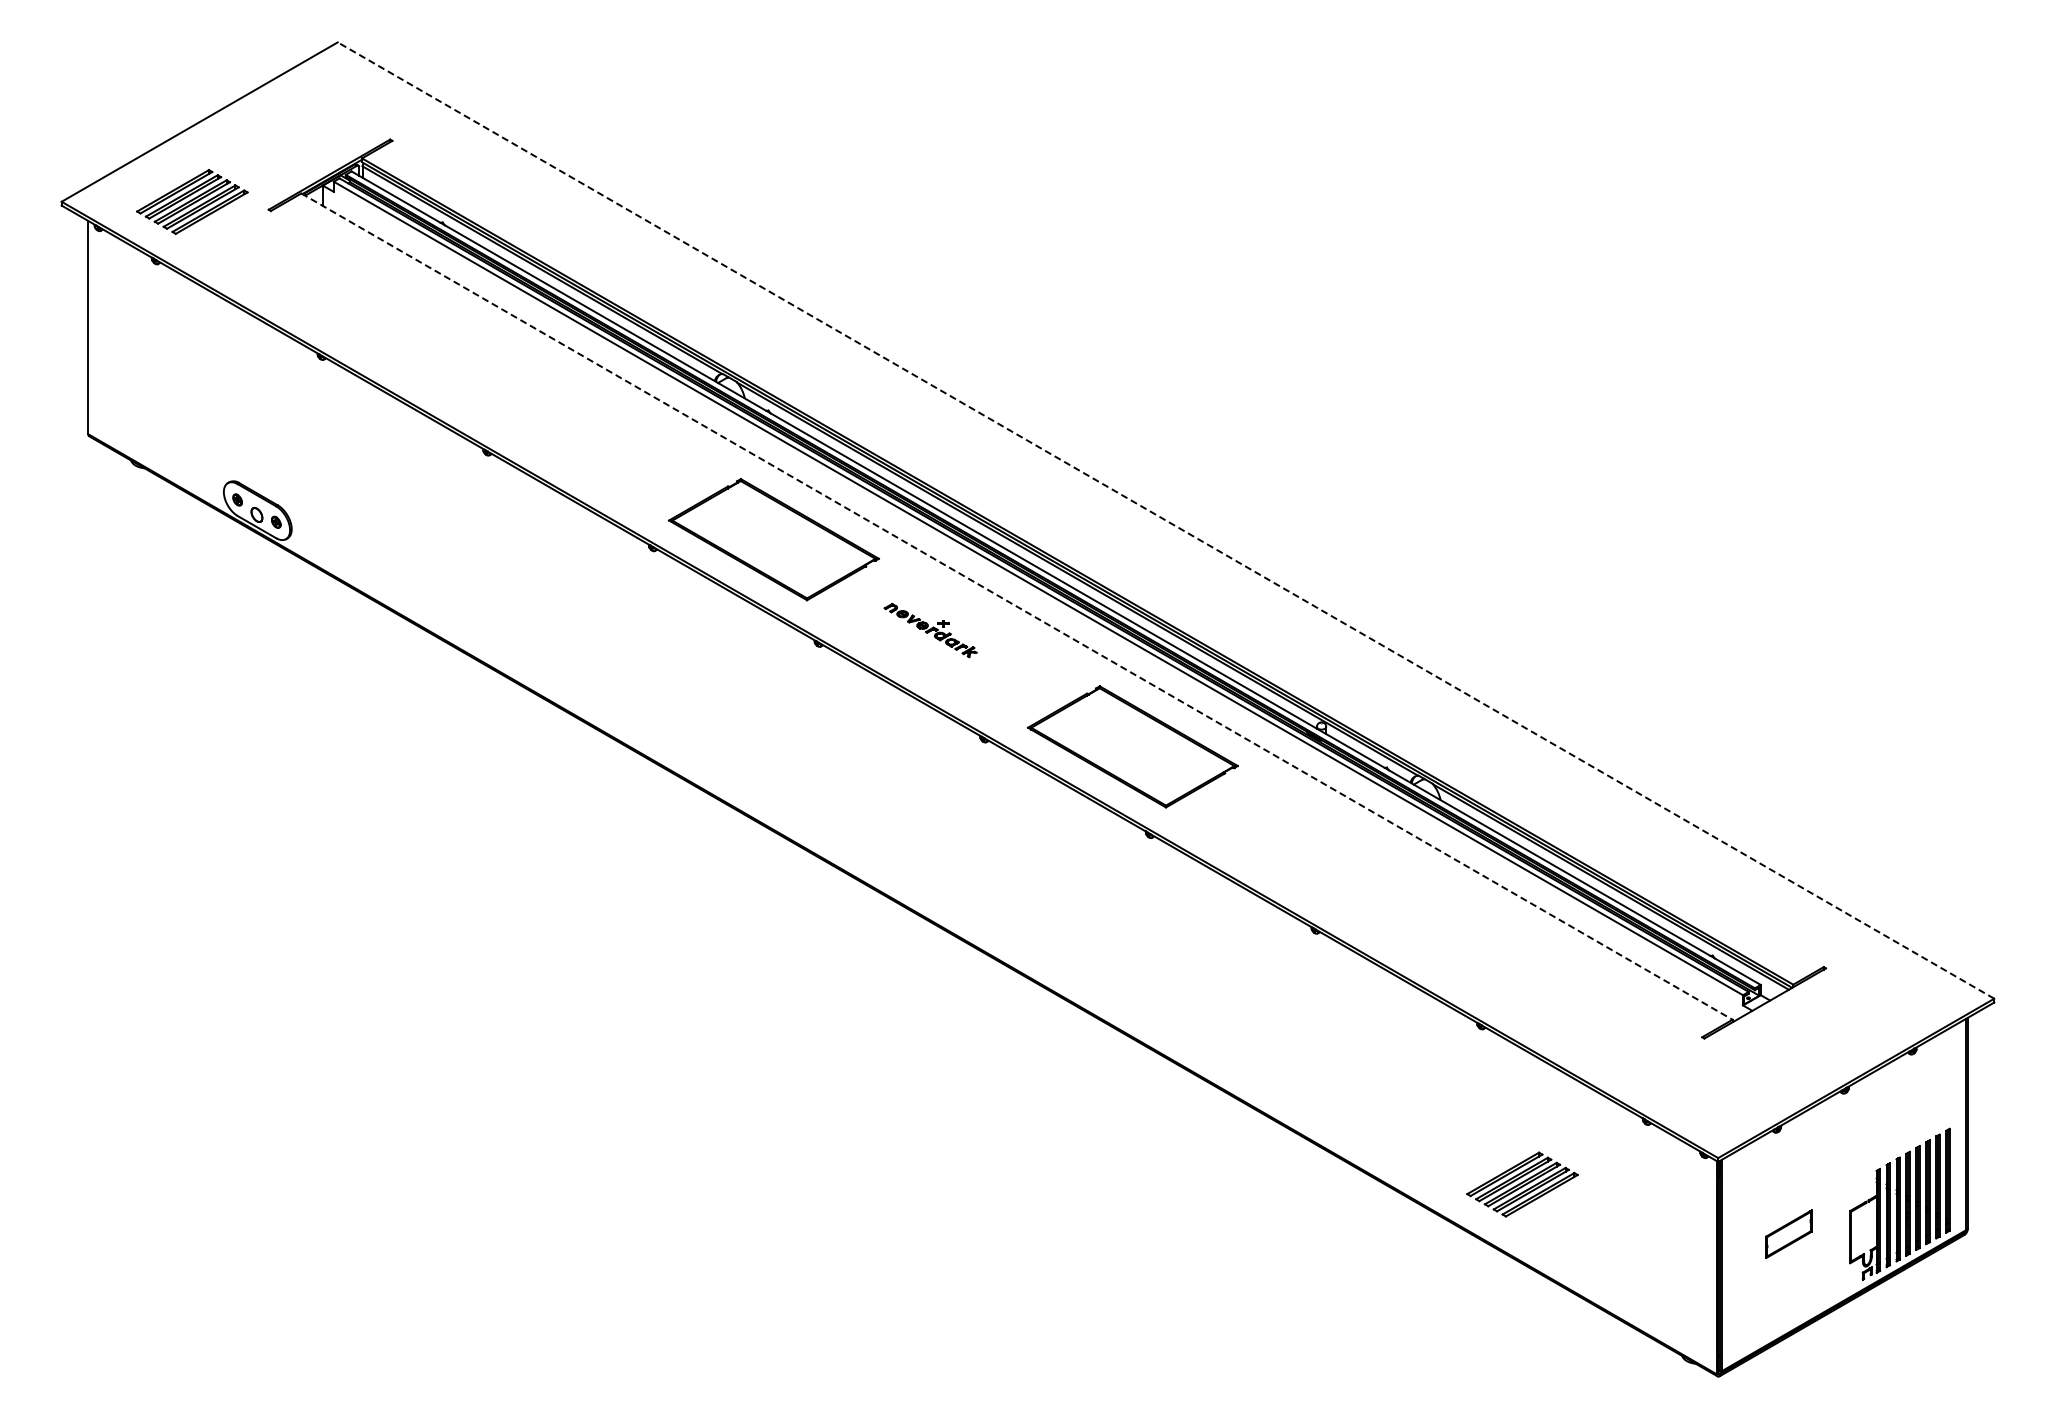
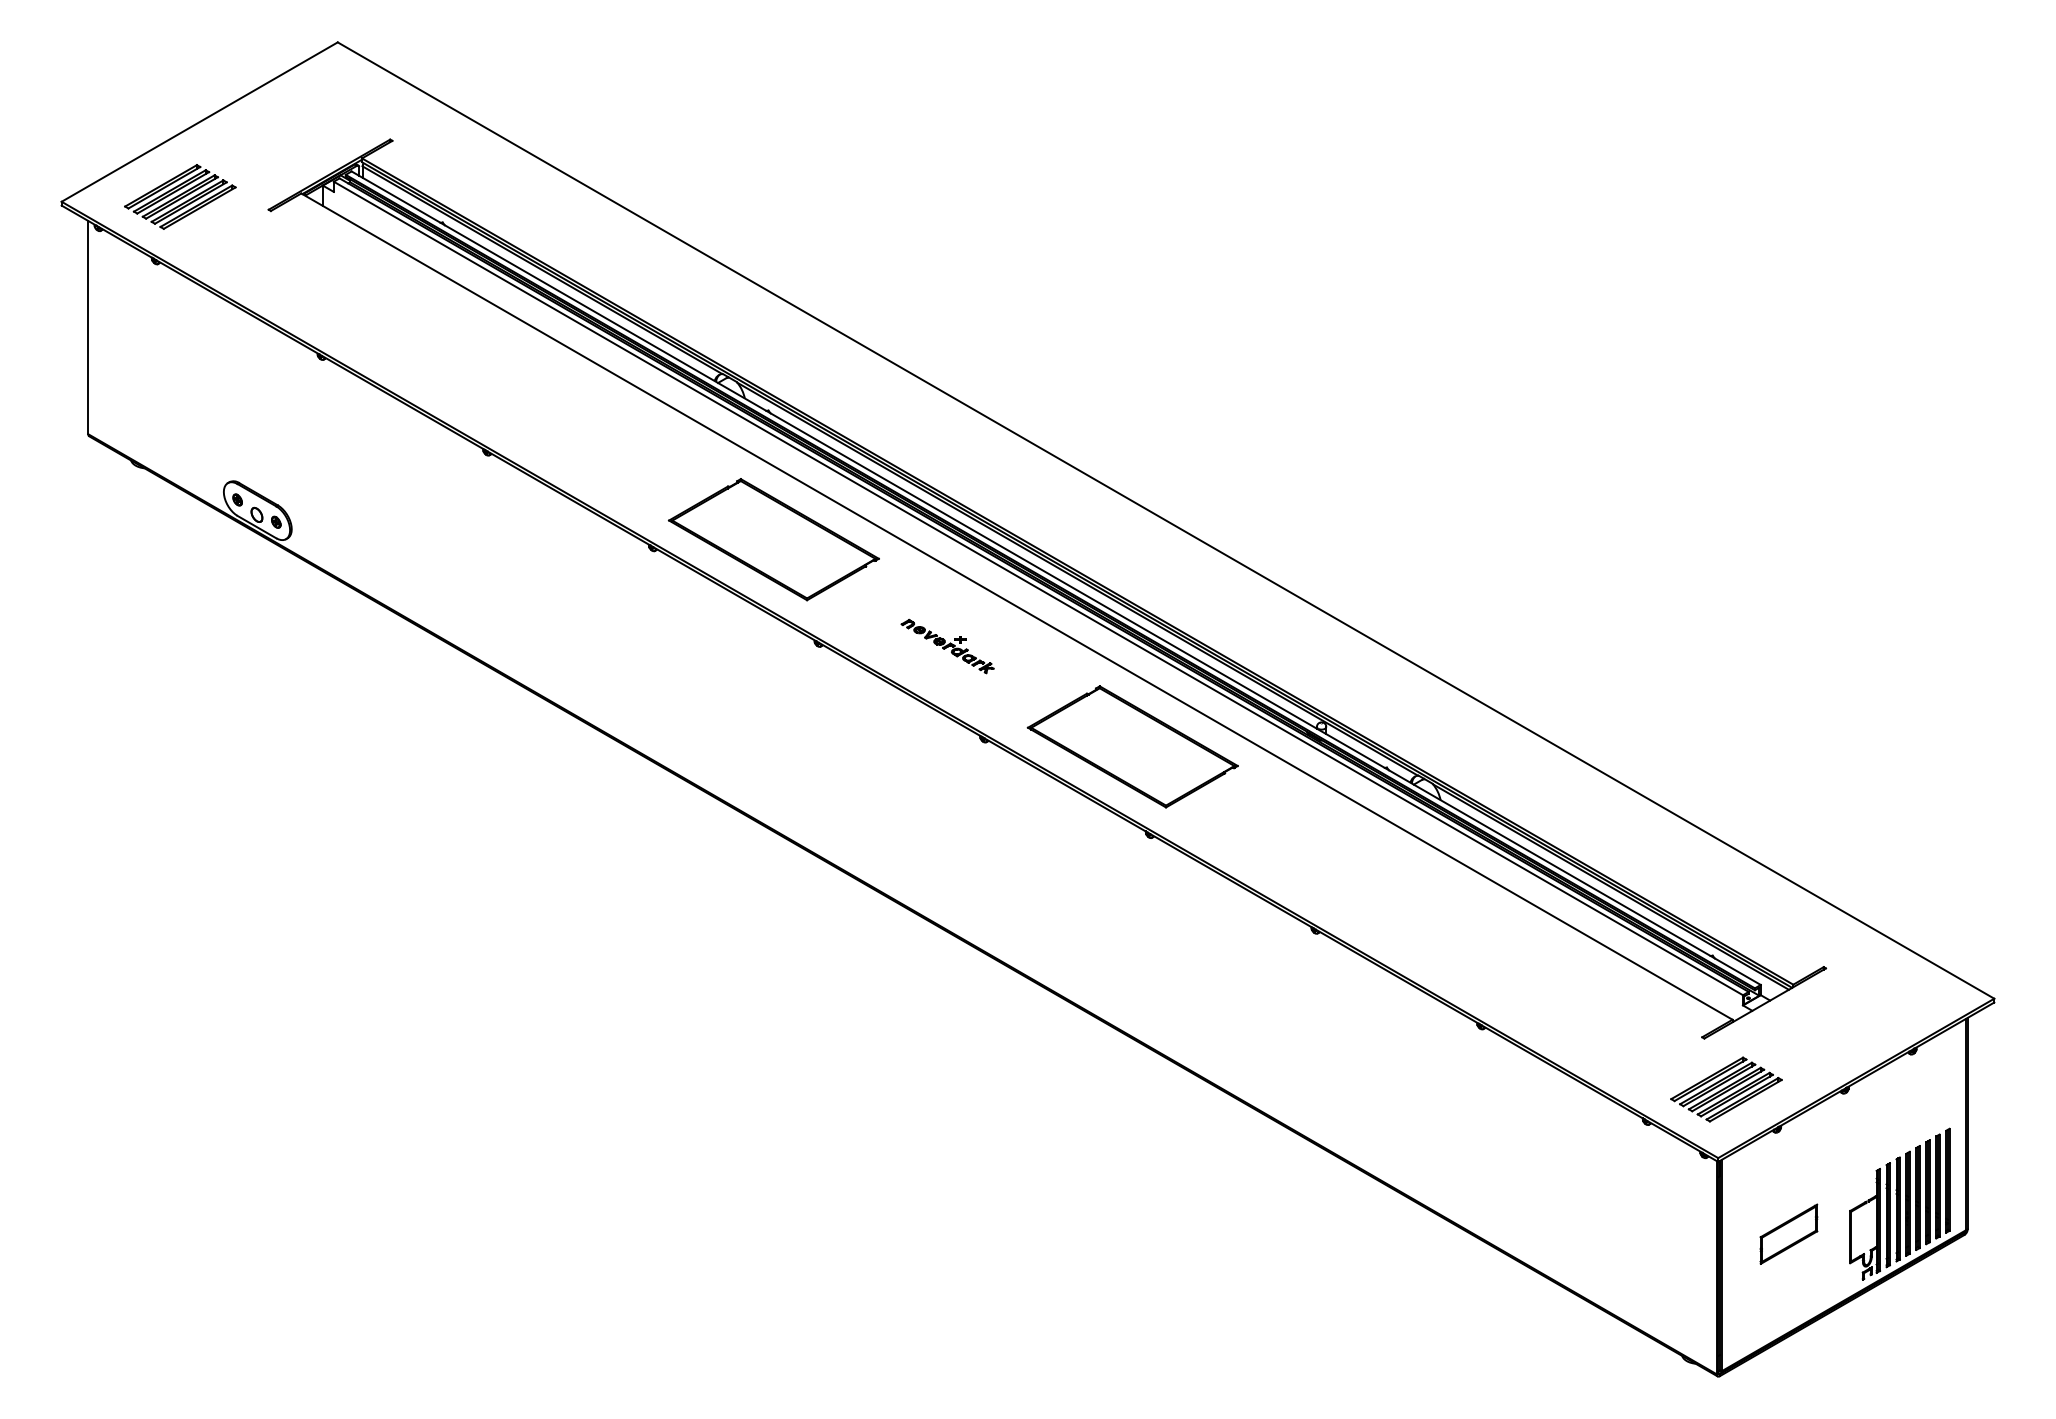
part position: (192, 201) -> (180, 196) (180, 196)
line: dashed -> solid (1165, 520)
line: dashed -> solid (1017, 606)
part position: (930, 630) -> (947, 646) (947, 646)
part position: (1522, 1184) -> (1726, 1089) (1726, 1089)
part size: 48x50 px -> 60x62 px (1788, 1233)
